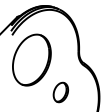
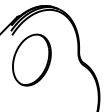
part: present -> none (60, 92)
